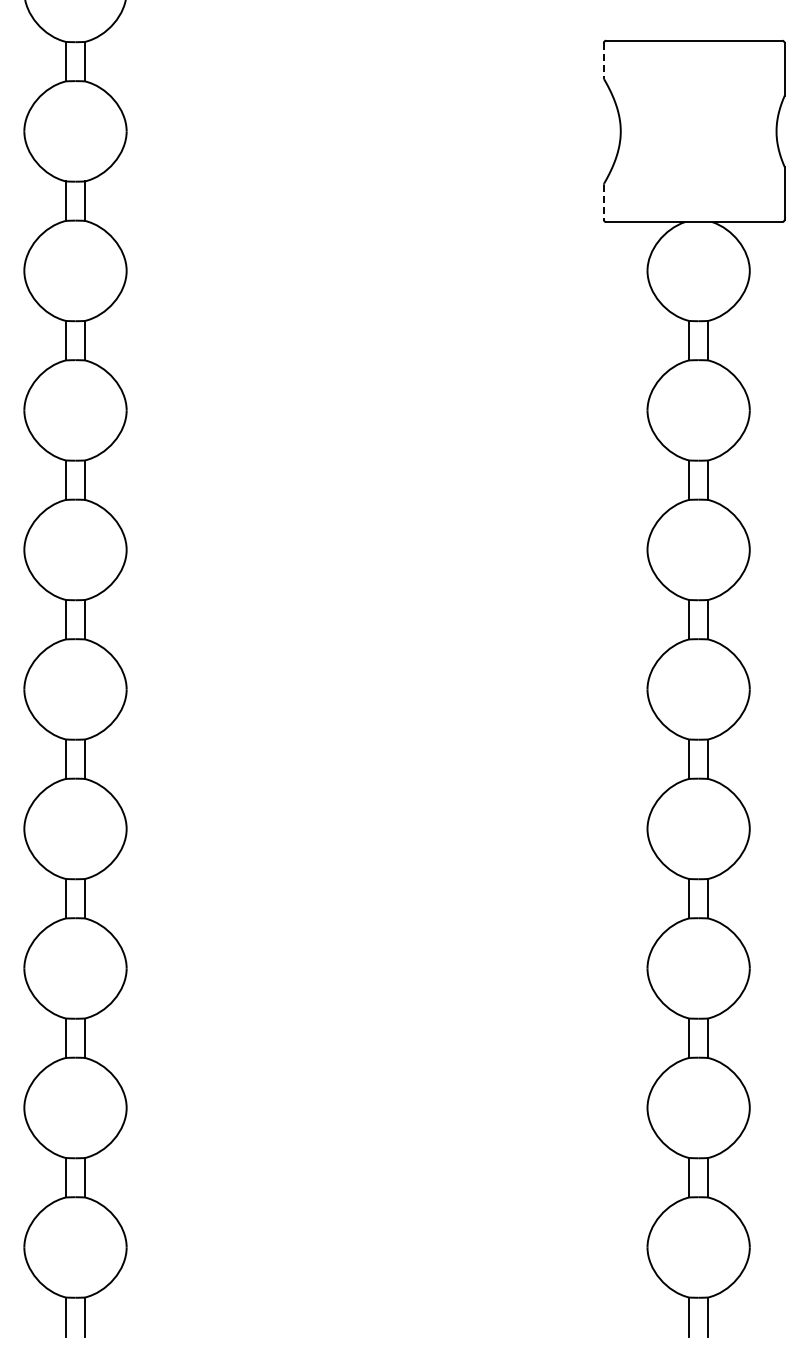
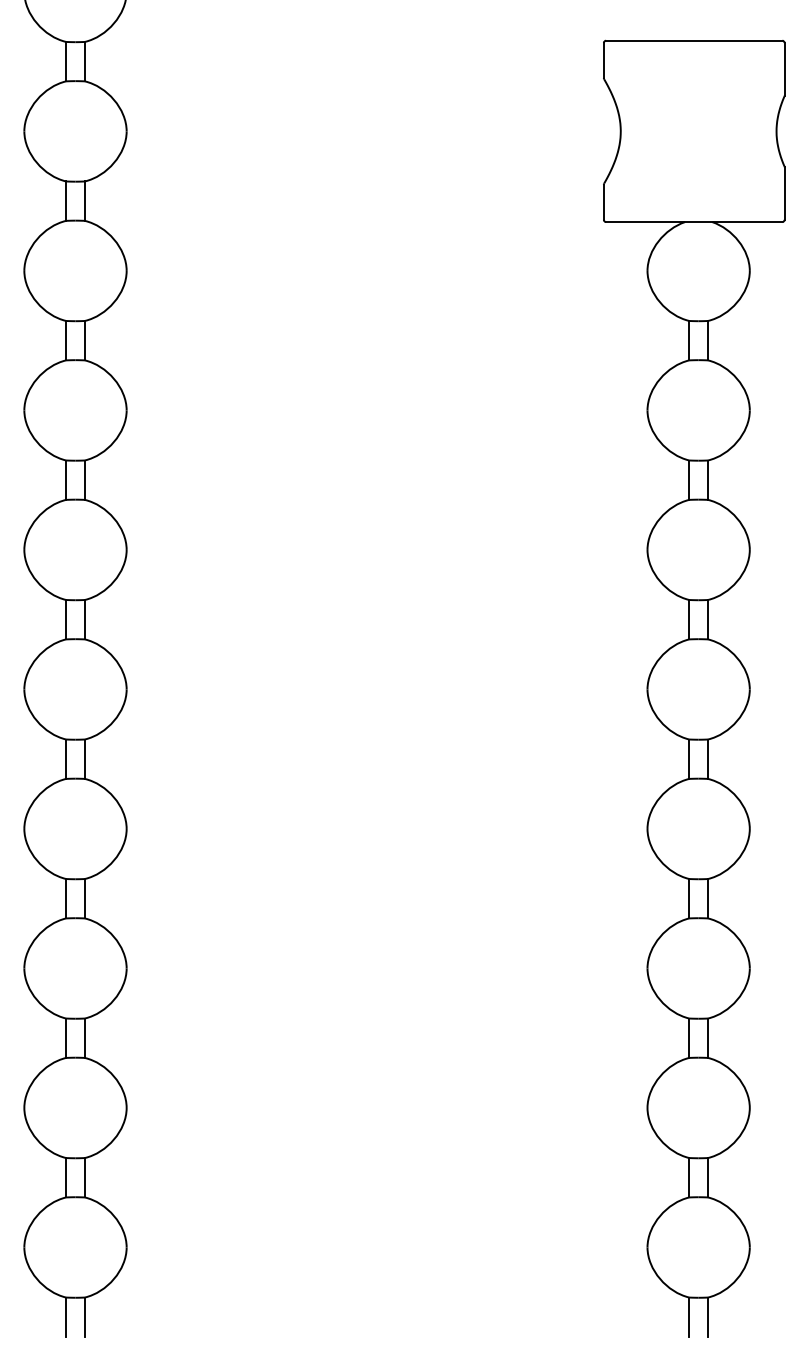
line: dashed -> solid (603, 60)
line: dashed -> solid (603, 202)
